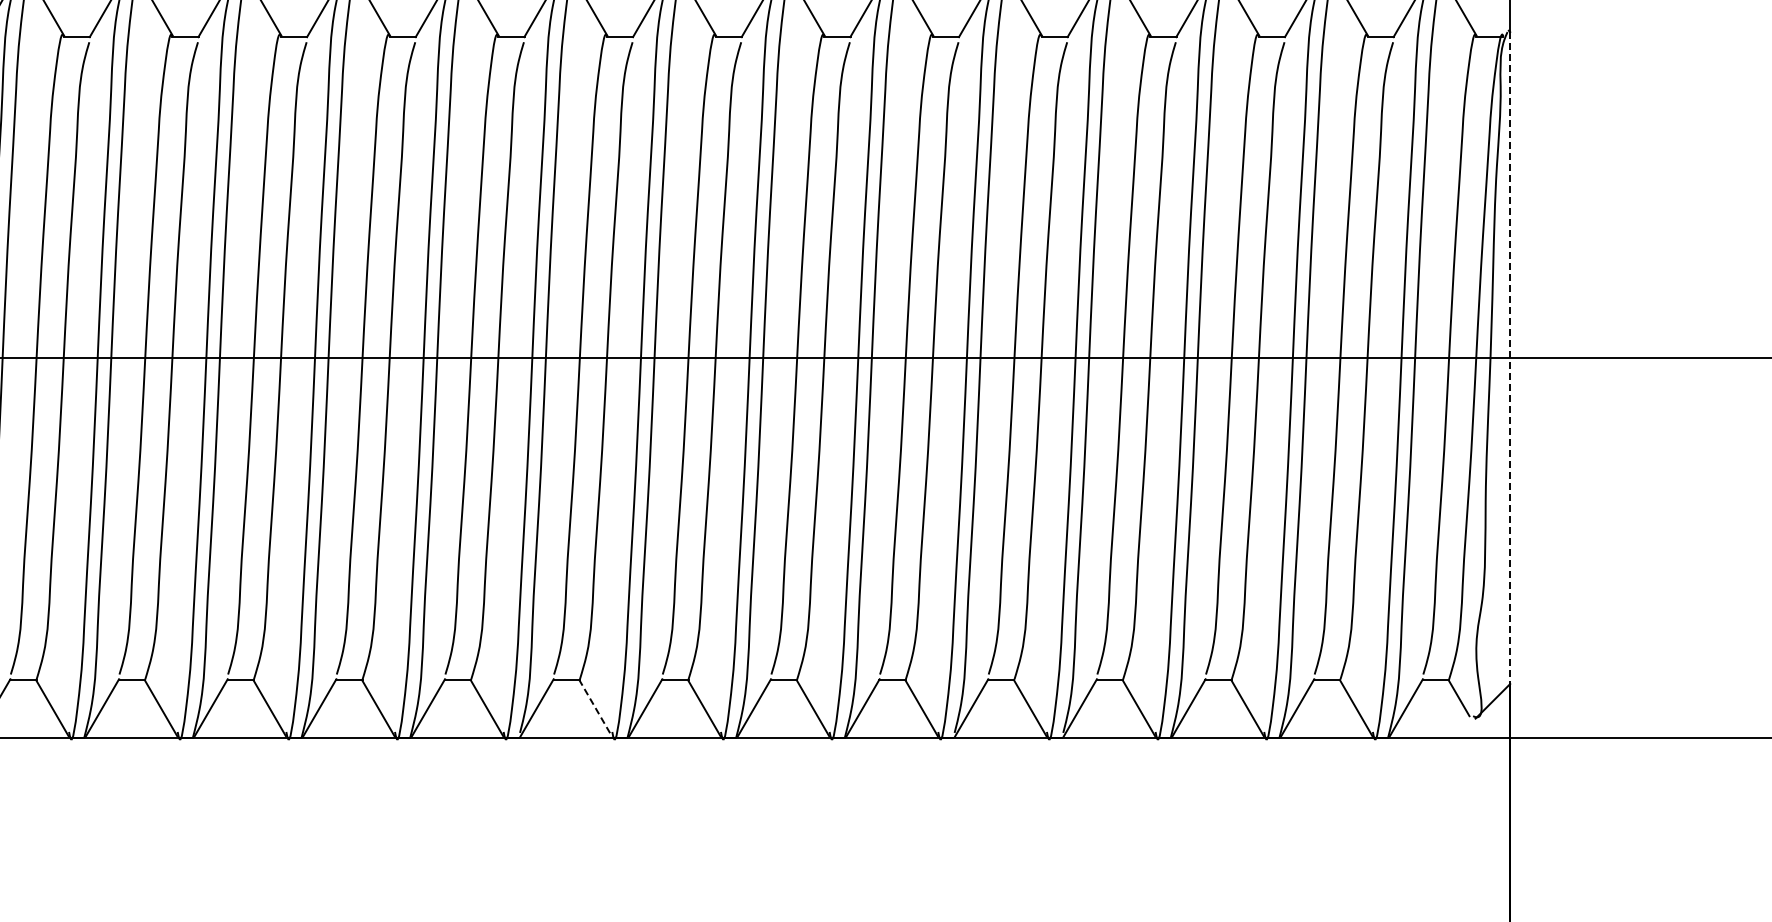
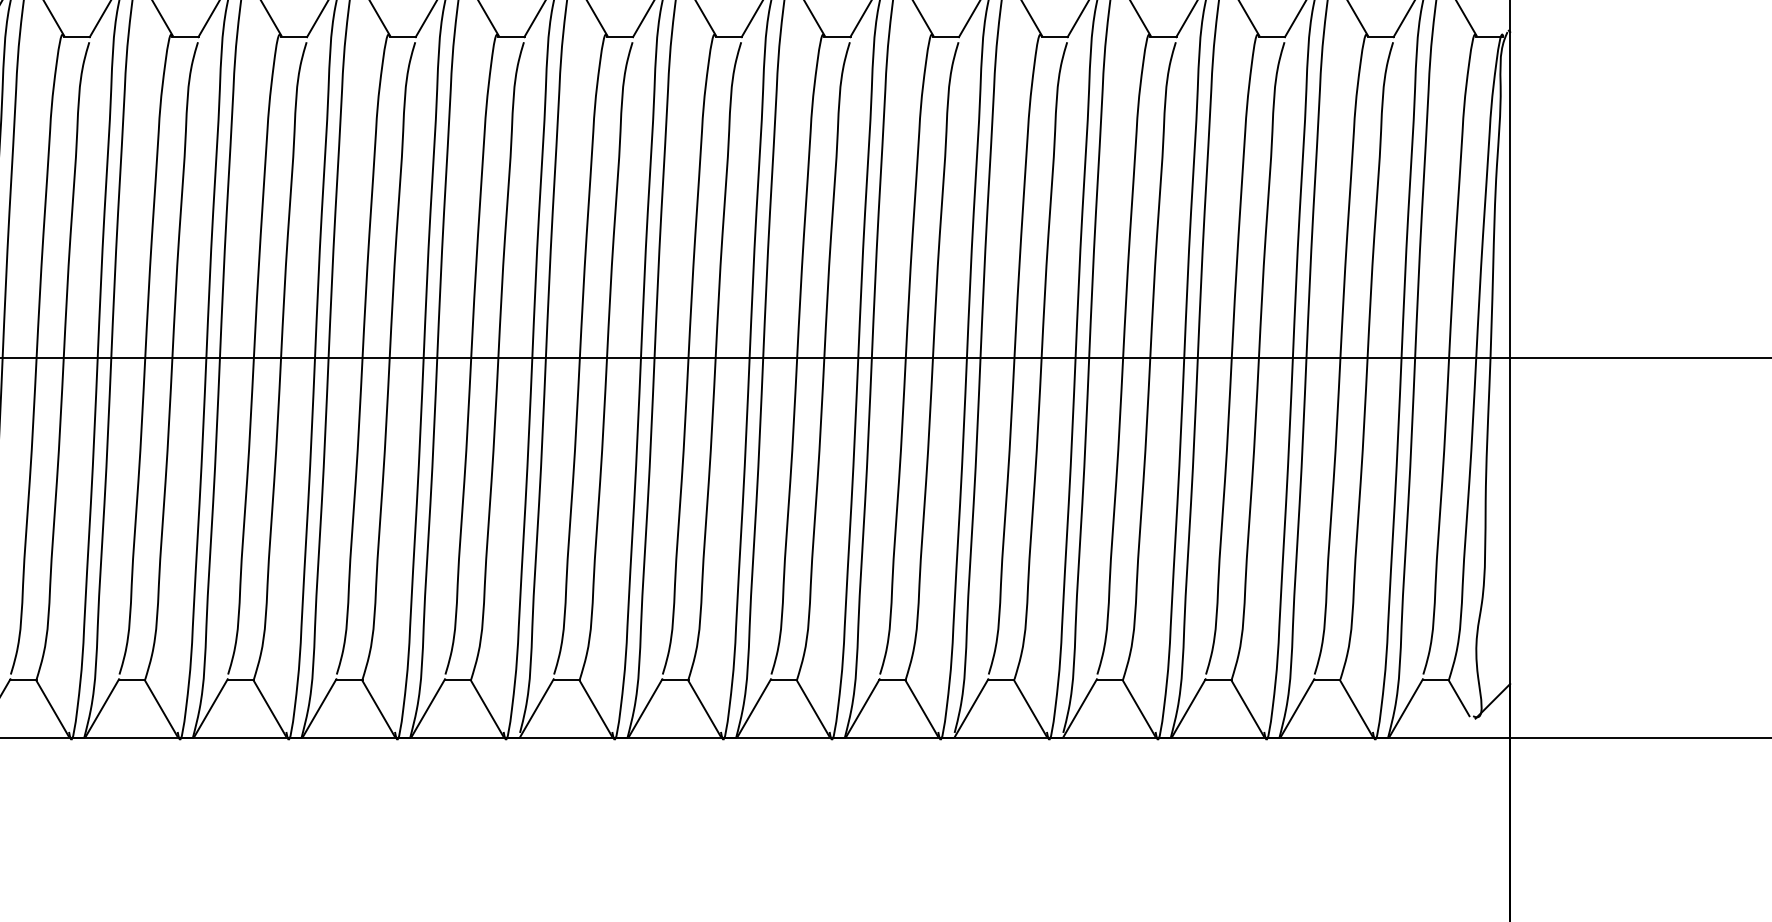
line: dashed -> solid (1510, 358)
line: dashed -> solid (595, 708)
